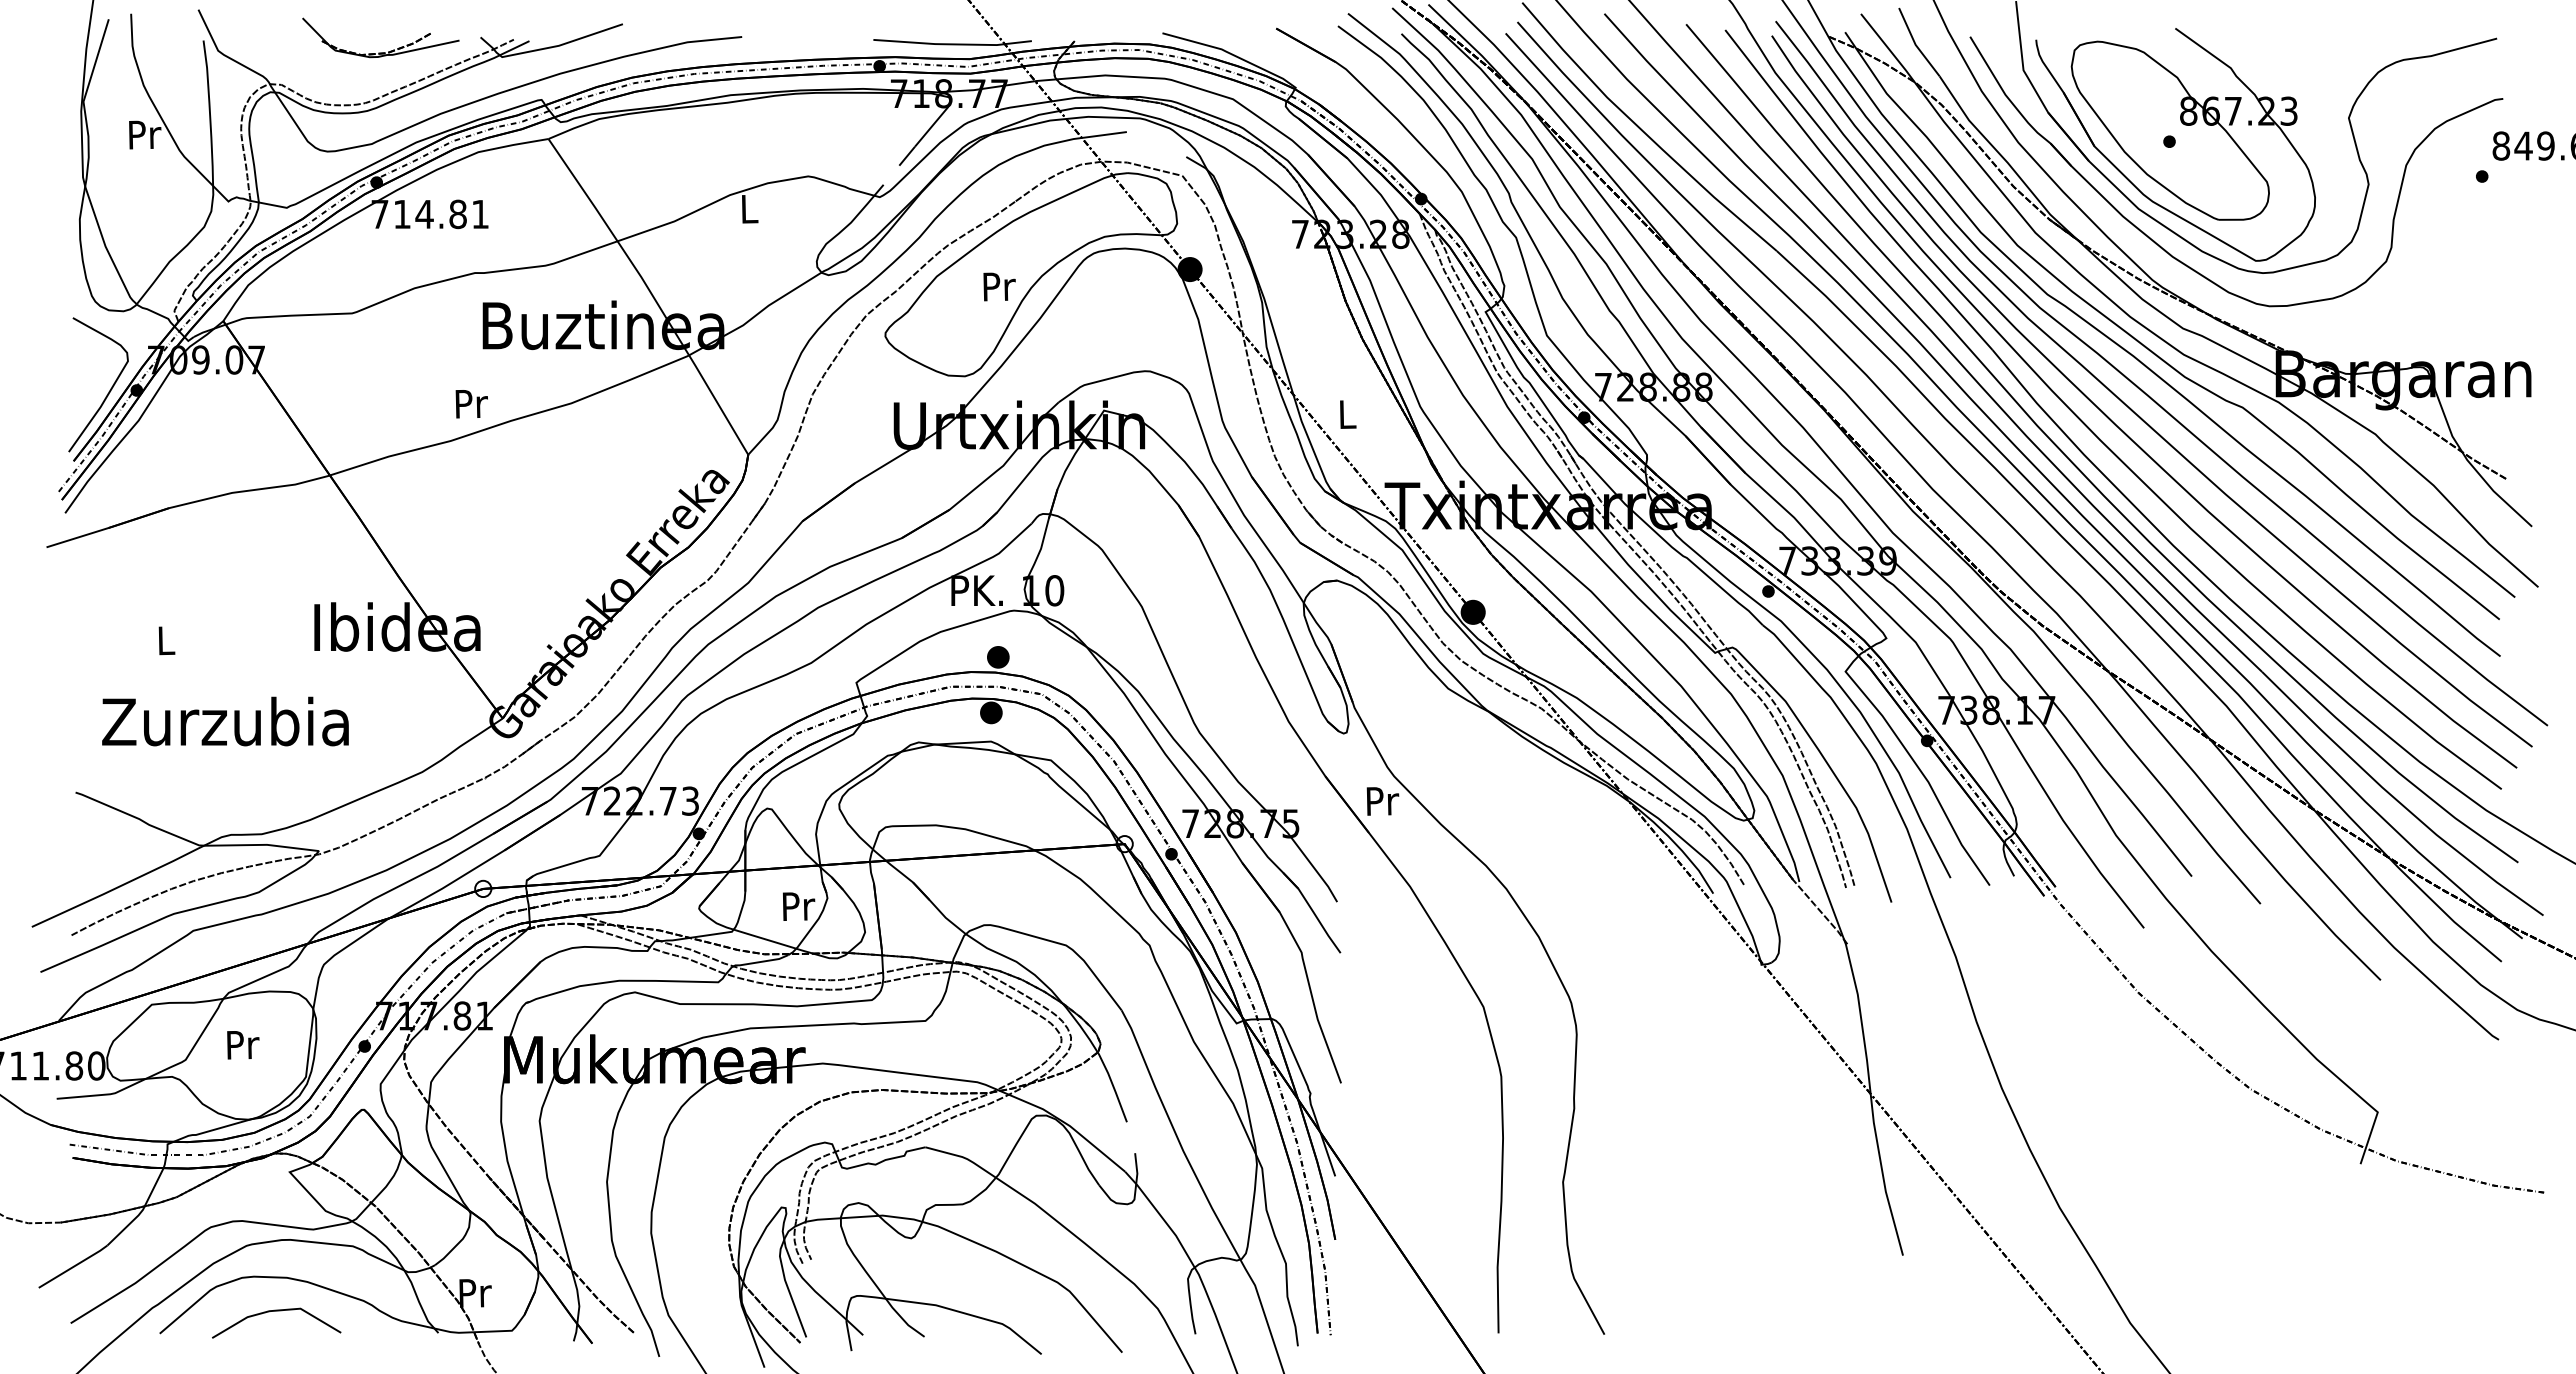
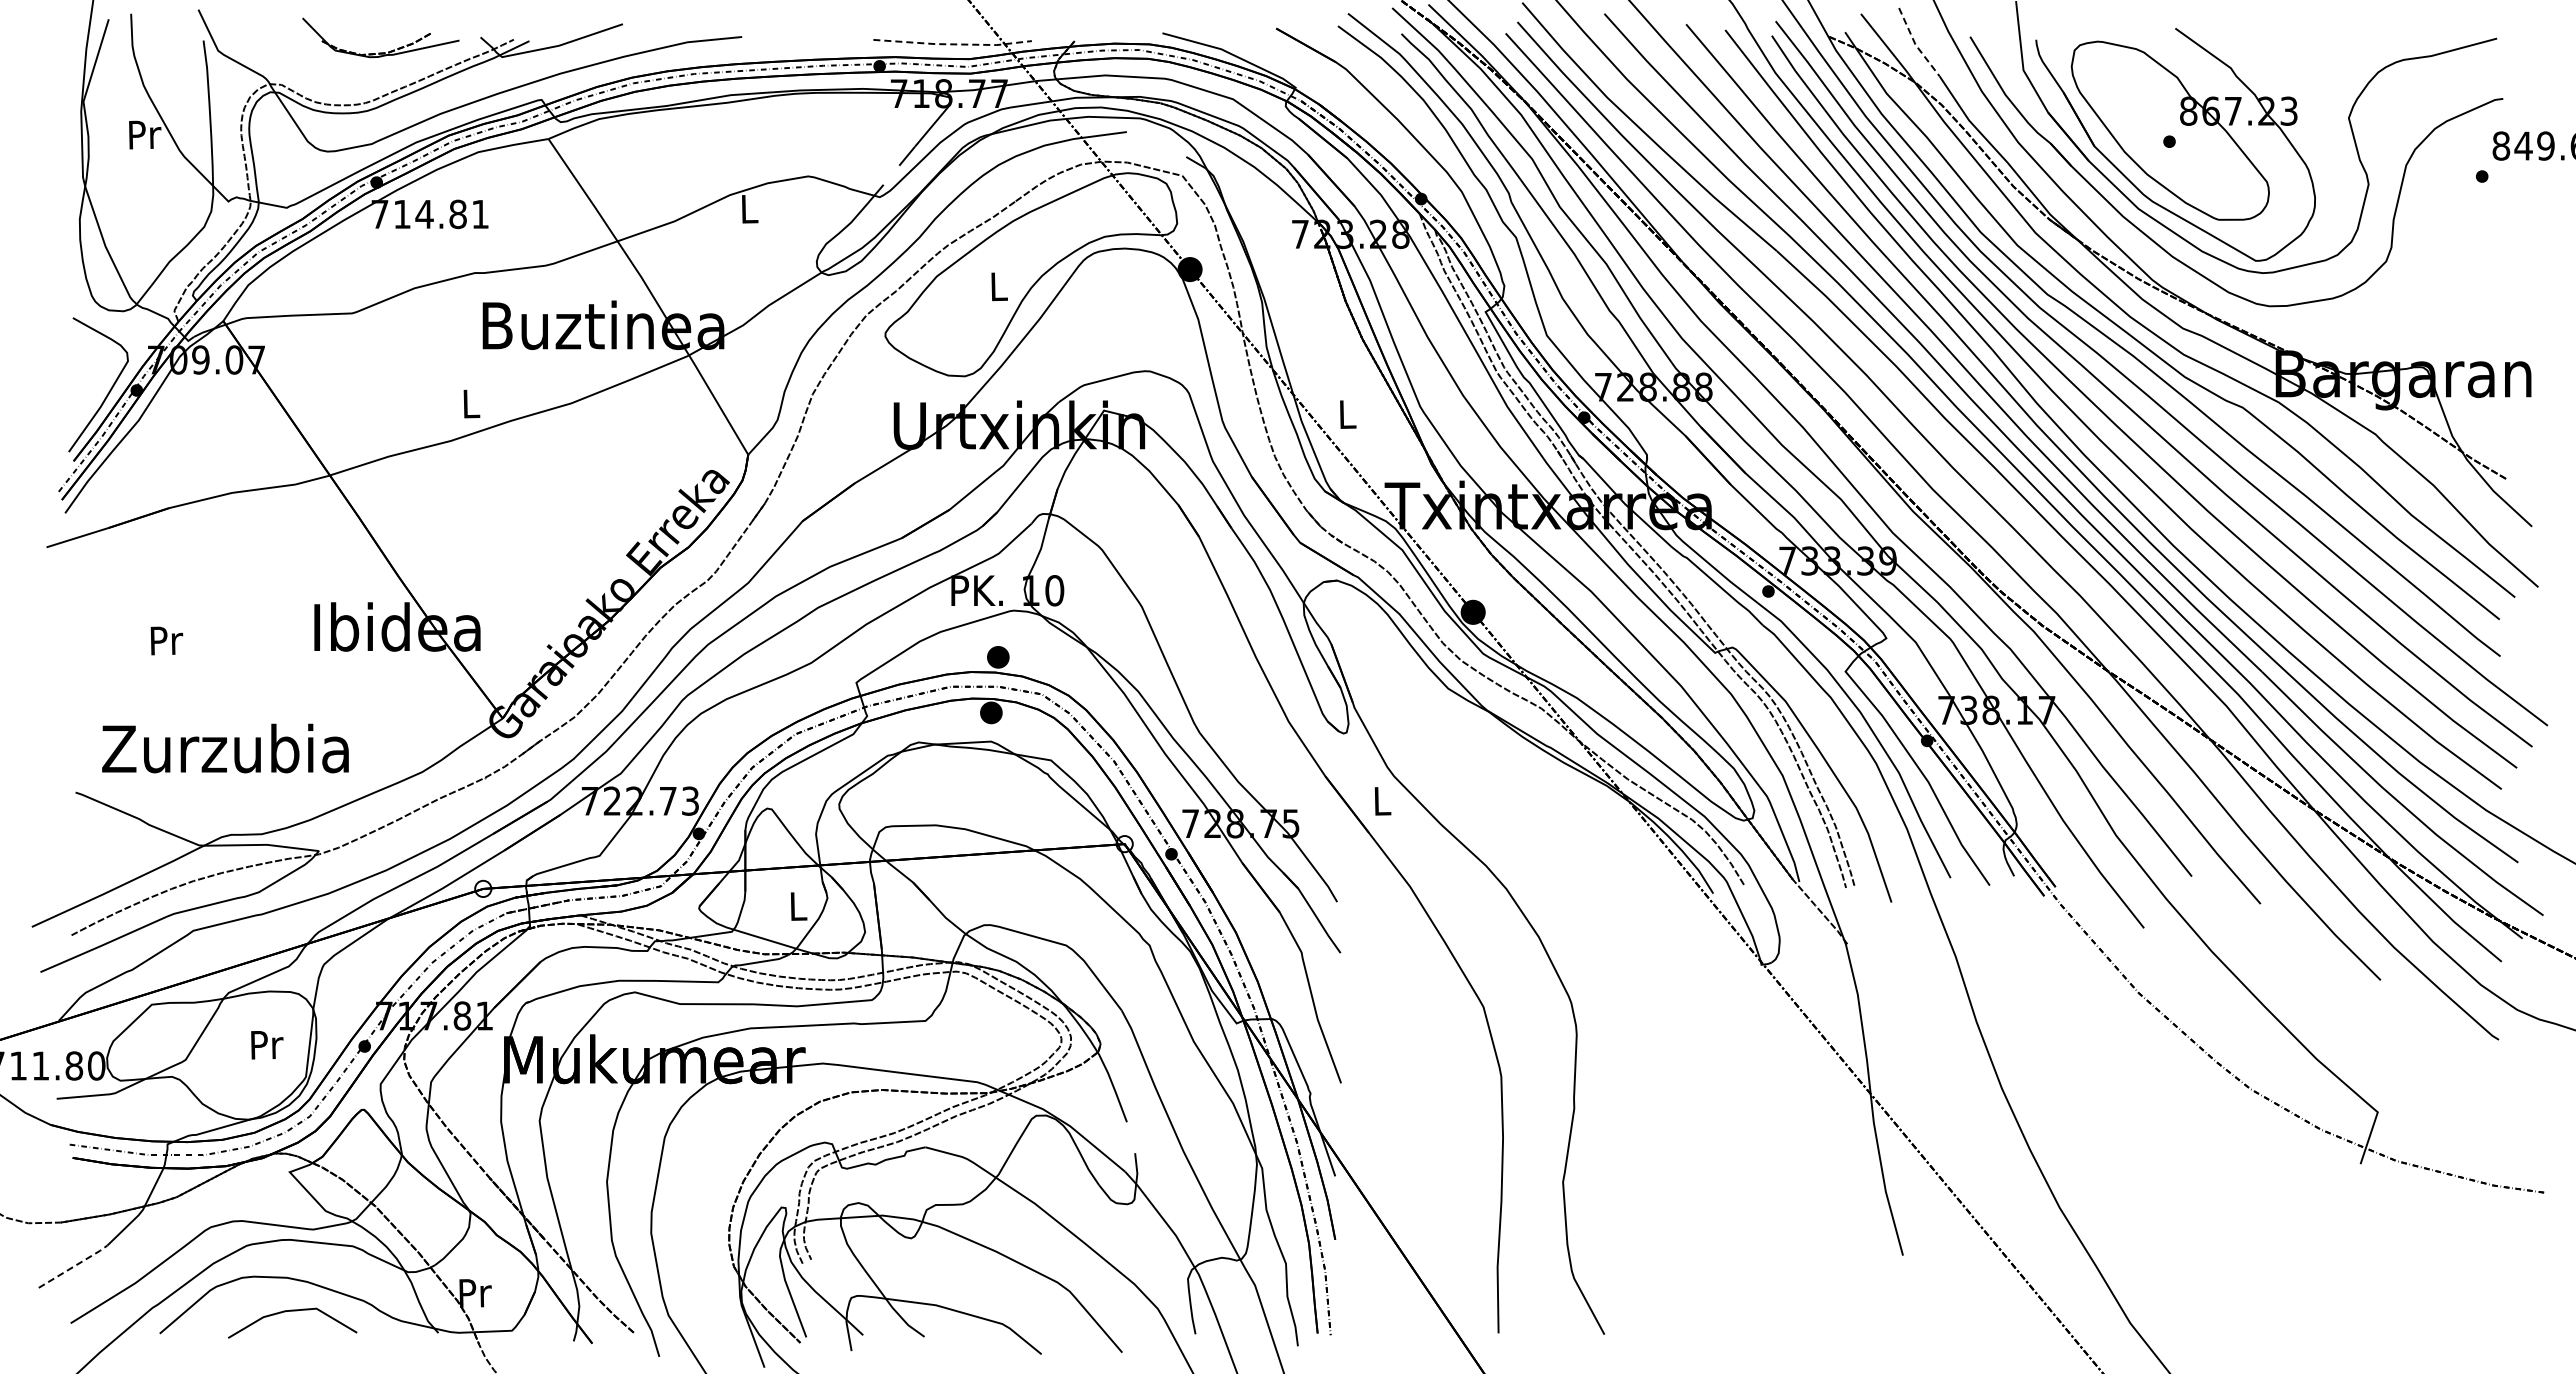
line: solid -> dashed (953, 44)
line: solid -> dashed (1915, 44)
text: Pr -> L (999, 286)
text: Pr -> L (471, 403)
text: L -> Pr (166, 640)
text position: (225, 721) -> (225, 748) (225, 748)
text: Pr -> L (1382, 801)
text: Pr -> L (798, 906)
text position: (243, 1045) -> (267, 1045) (267, 1045)
line: solid -> dashed (73, 1266)
line position: (276, 1311) -> (292, 1311) (292, 1311)
